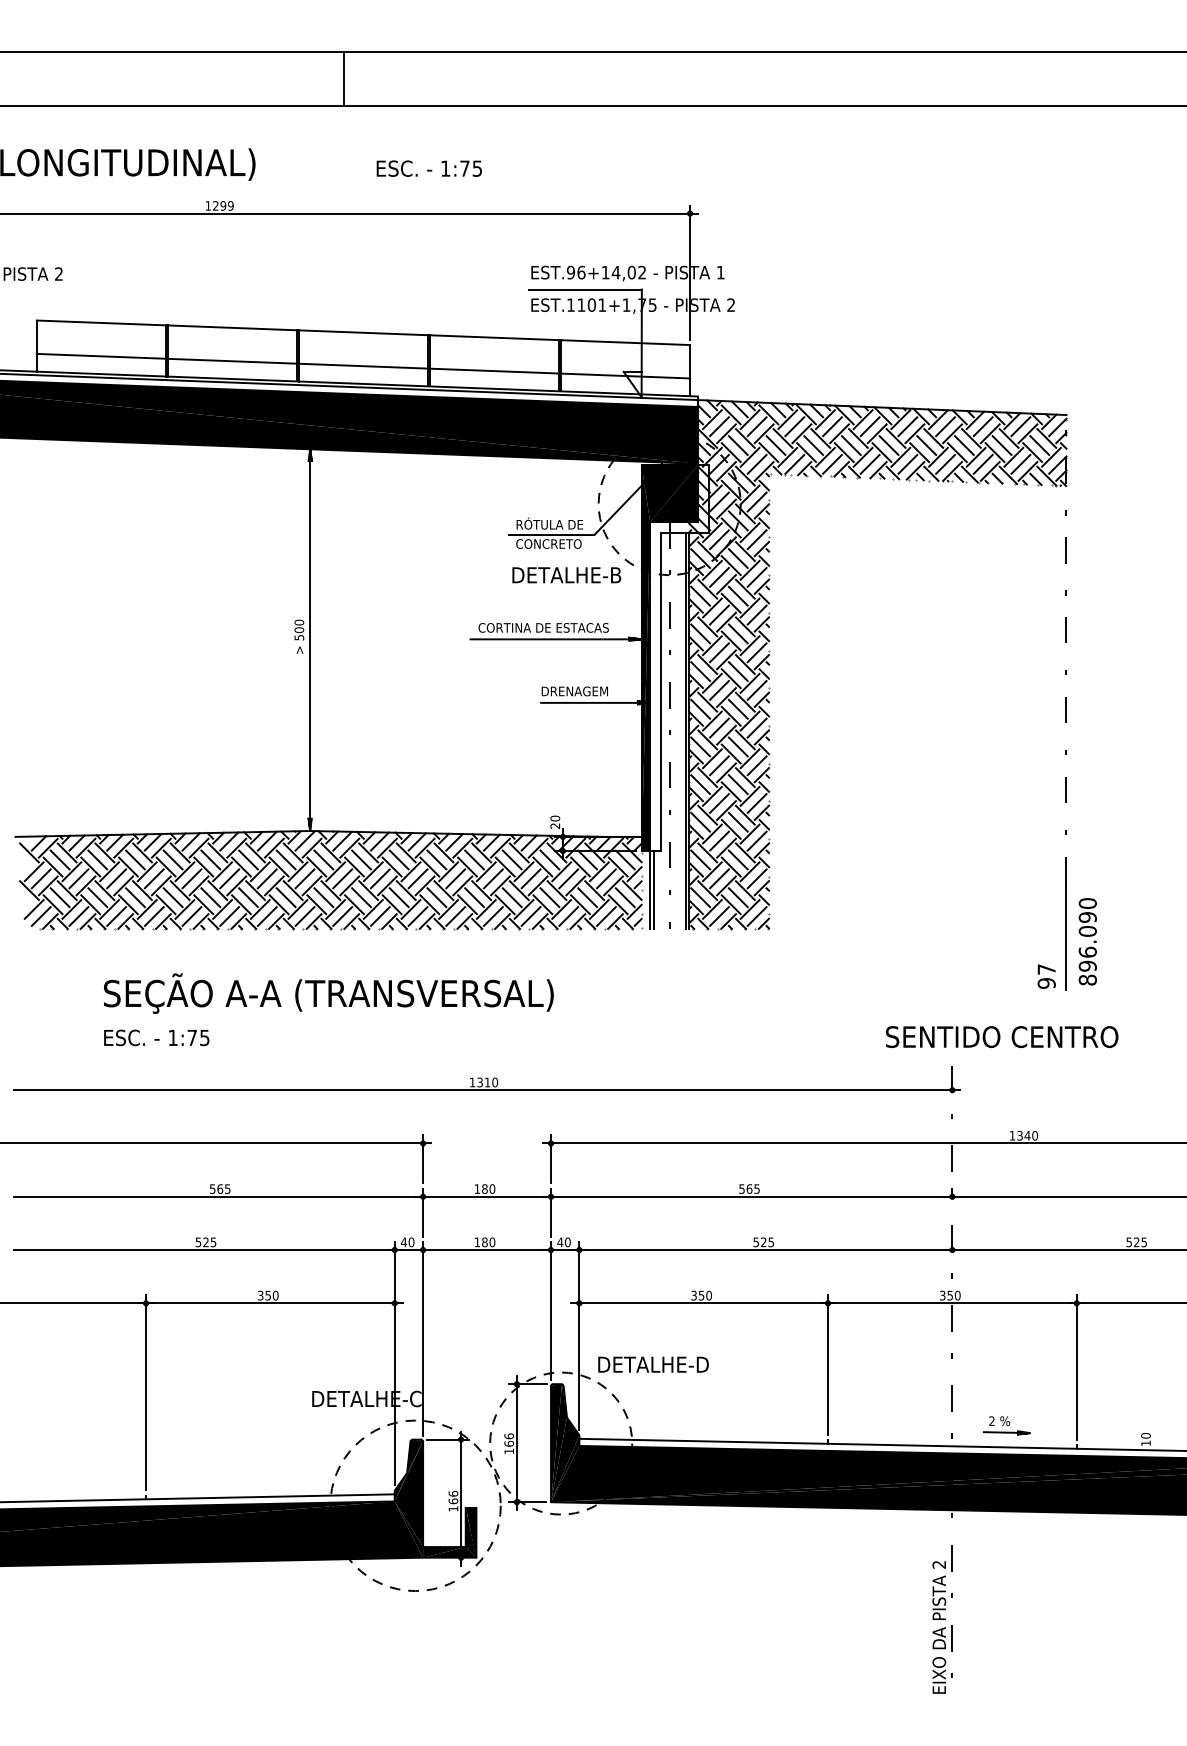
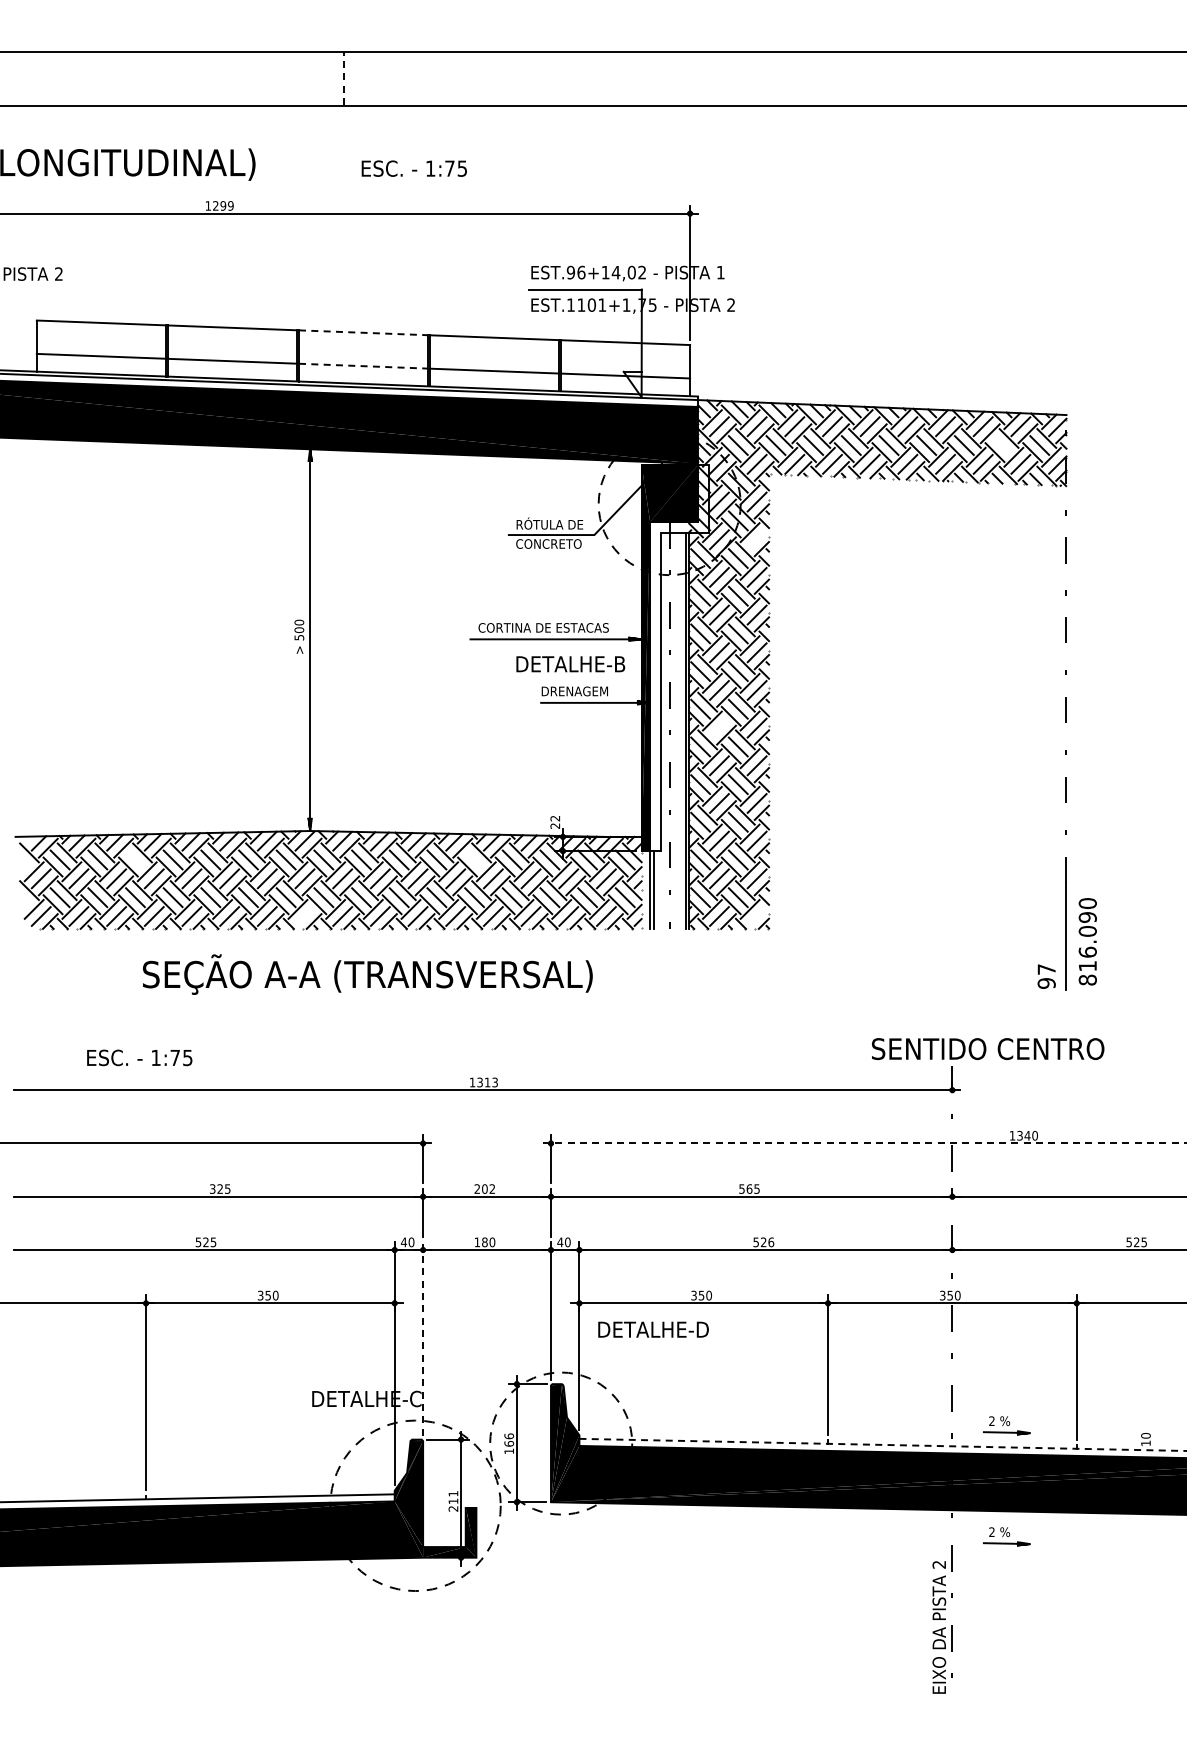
line: solid -> dashed (344, 78)
text position: (428, 168) -> (413, 168) (413, 168)
line: solid -> dashed (363, 332)
line: solid -> dashed (363, 366)
line: present -> none (1001, 445)
line: present -> none (756, 539)
text position: (566, 575) -> (570, 664) (570, 664)
line: present -> none (719, 727)
text: 20 -> 22 (555, 818)
line: present -> none (135, 859)
line: present -> none (474, 859)
line: present -> none (304, 916)
line: present -> none (756, 916)
text: 896.090 -> 816.090 (1087, 965)
text position: (328, 993) -> (367, 974) (367, 974)
text position: (156, 1037) -> (139, 1057) (139, 1057)
text position: (1002, 1037) -> (988, 1049) (988, 1049)
text: 1310 -> 1313 (495, 1082)
line: solid -> dashed (865, 1143)
text: 565 -> 325 (216, 1188)
text: 180 -> 202 (484, 1188)
text: 525 -> 526 (771, 1242)
line: solid -> dashed (423, 1338)
text position: (653, 1364) -> (653, 1329) (653, 1329)
line: solid -> dashed (883, 1444)
text: 166 -> 211 (453, 1500)
part: none -> present (1006, 1536)
